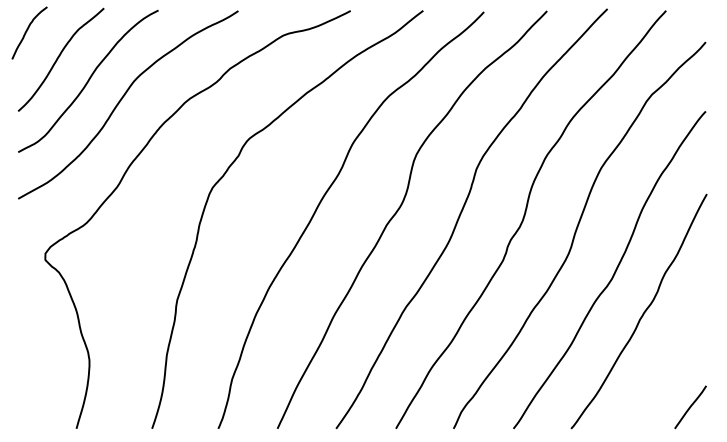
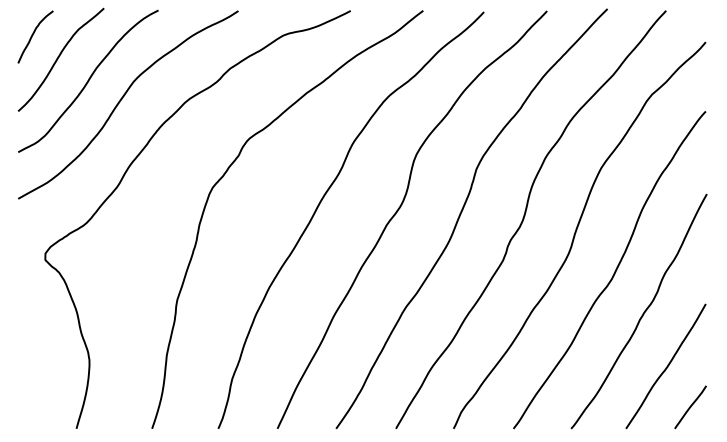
curve position: (27, 31) -> (33, 35) (33, 35)
curve: none -> present (666, 366)
